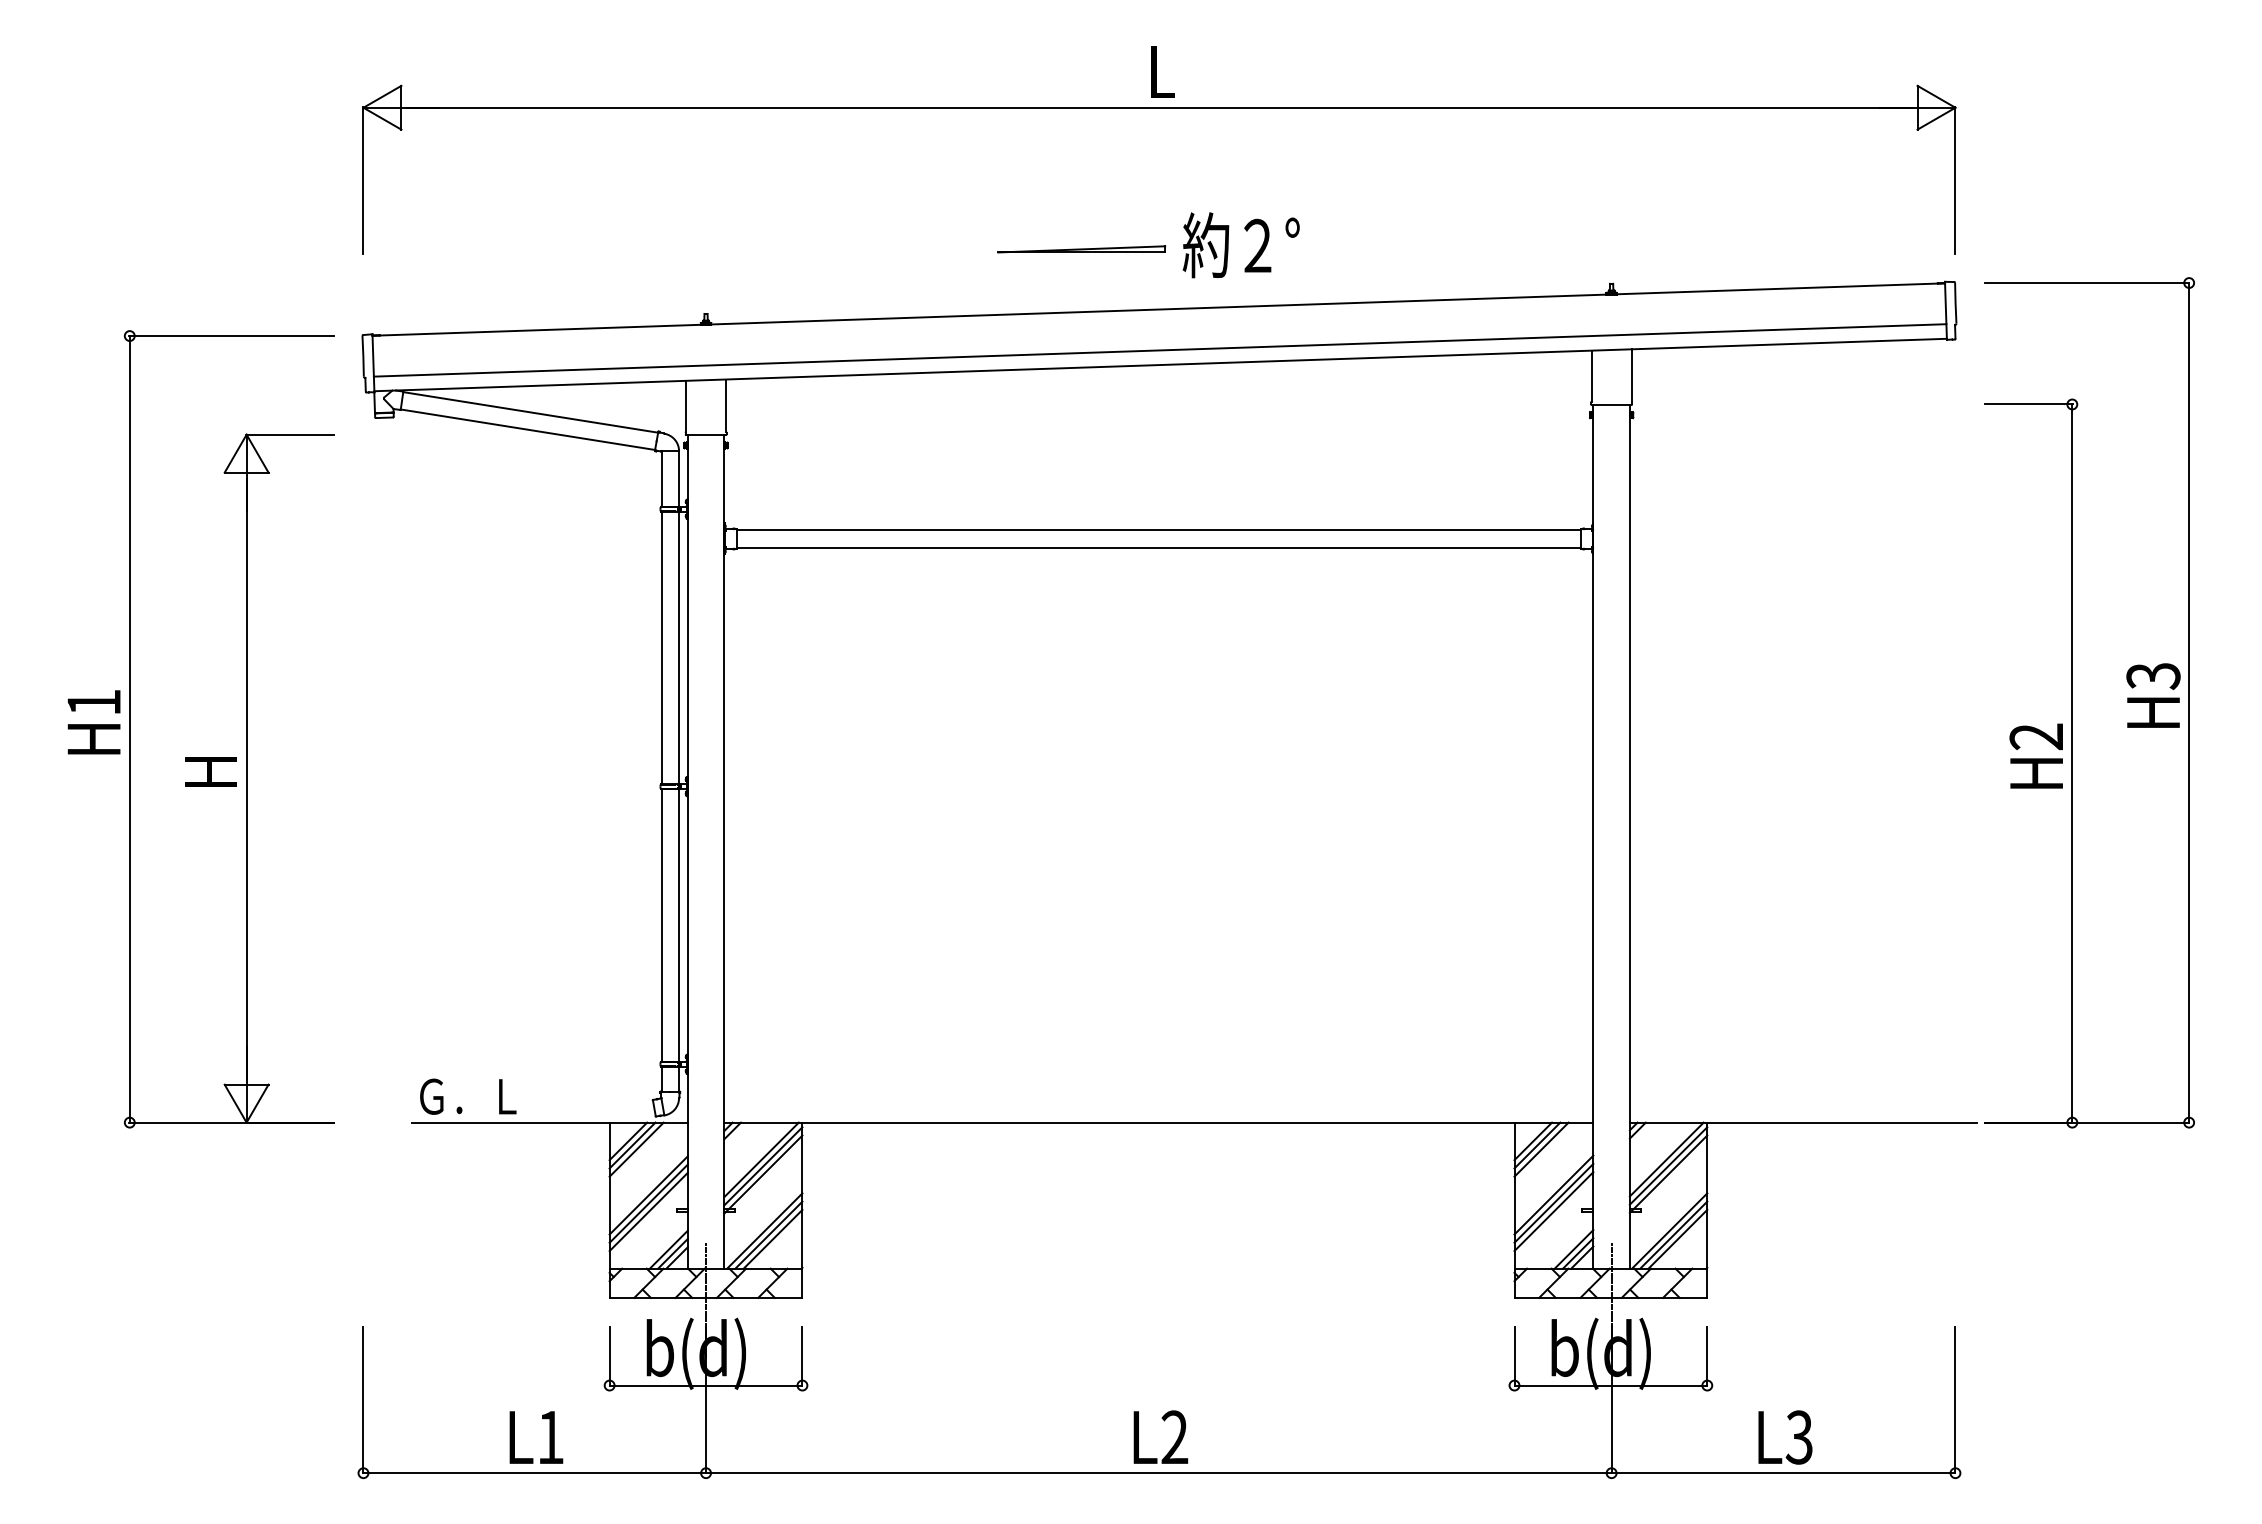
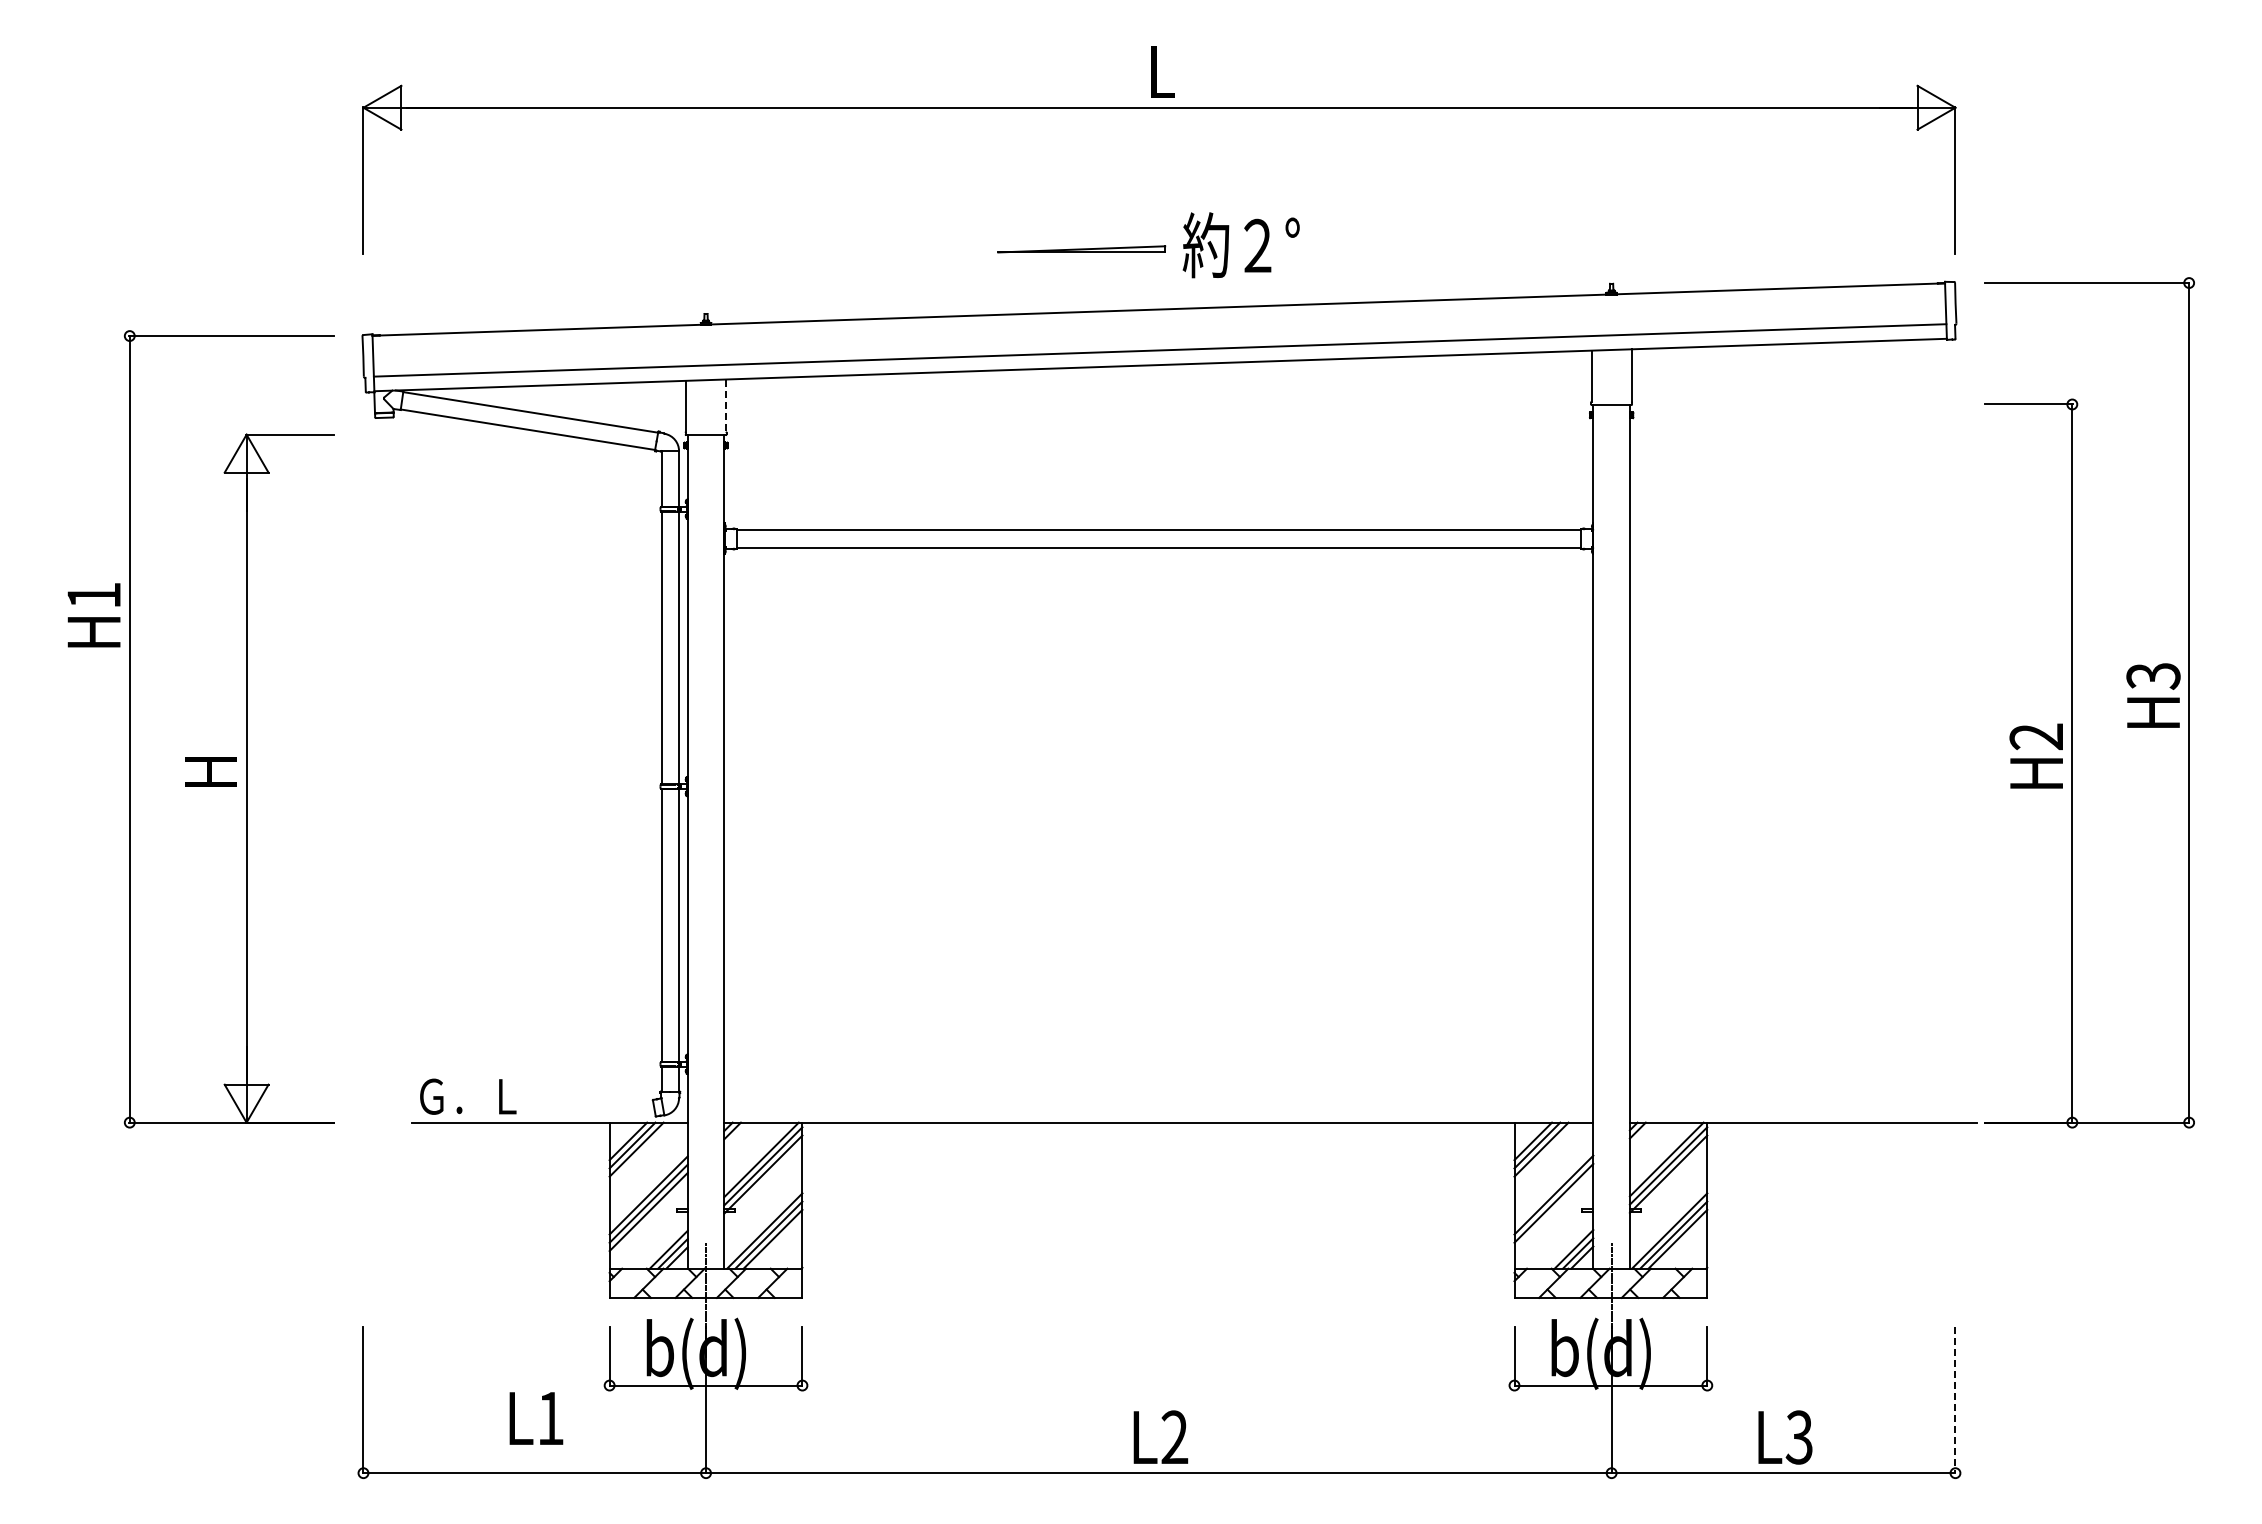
line: solid -> dashed (726, 406)
text position: (93, 722) -> (93, 615) (93, 615)
line: present -> none (1553, 1211)
line: solid -> dashed (1955, 1400)
text position: (536, 1437) -> (536, 1418) (536, 1418)
